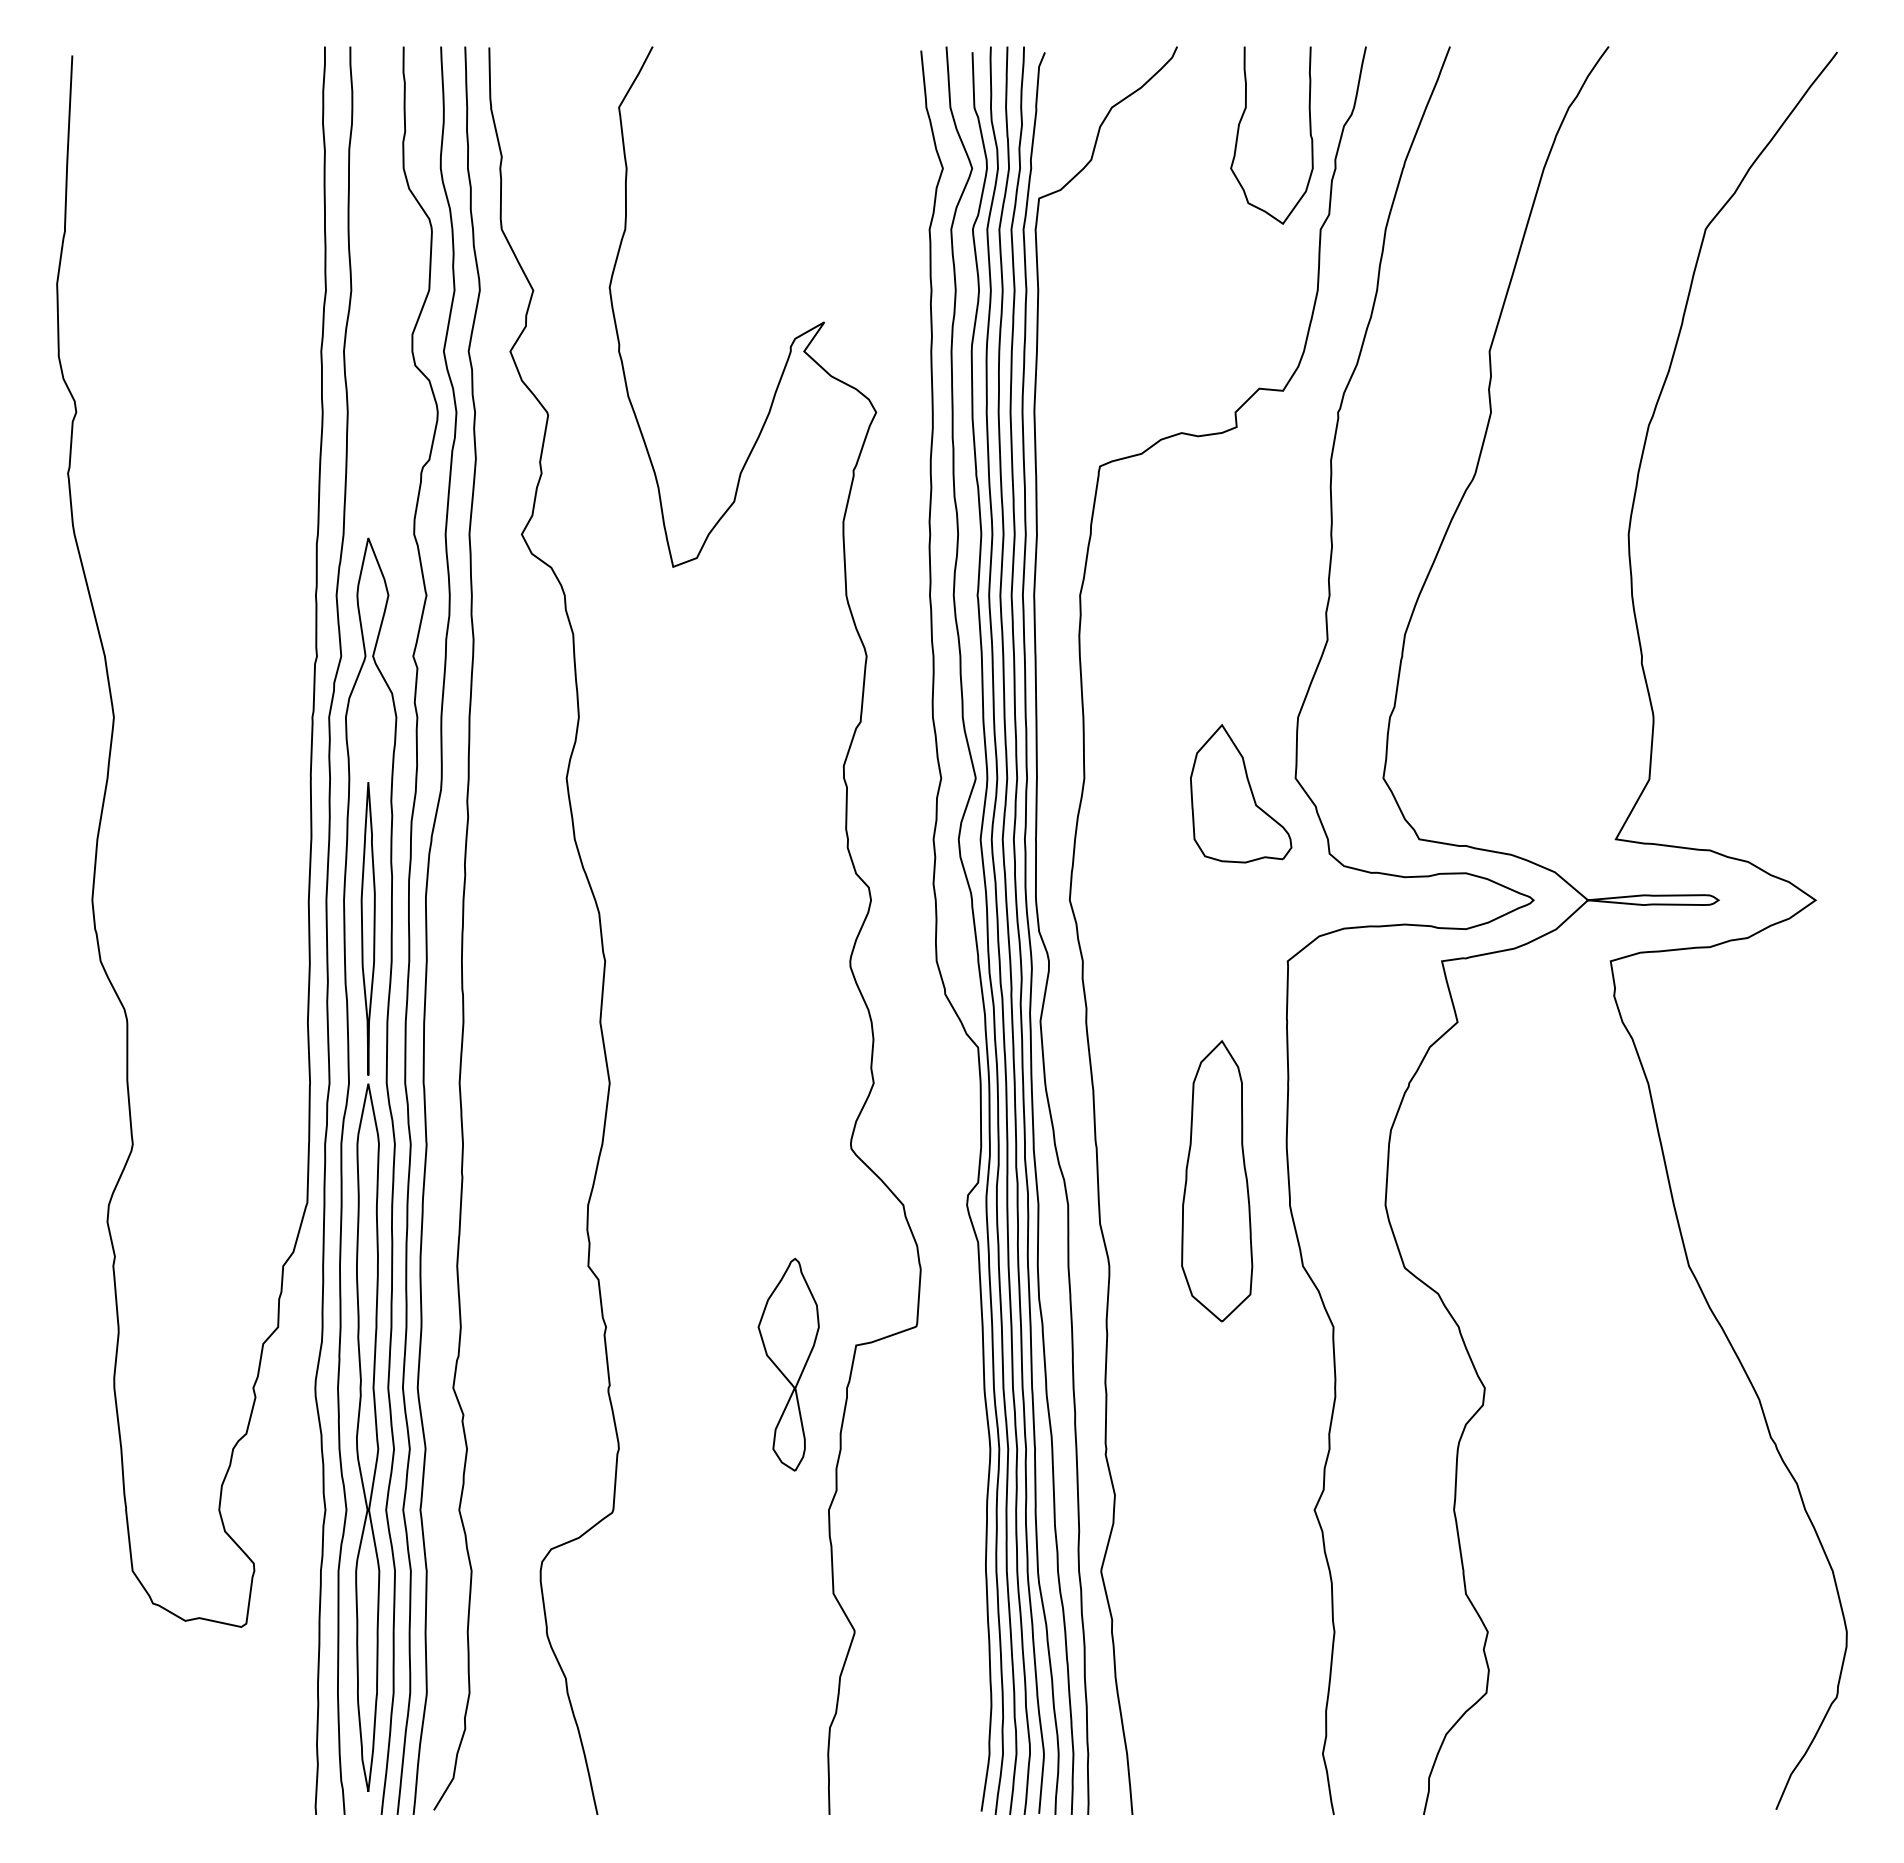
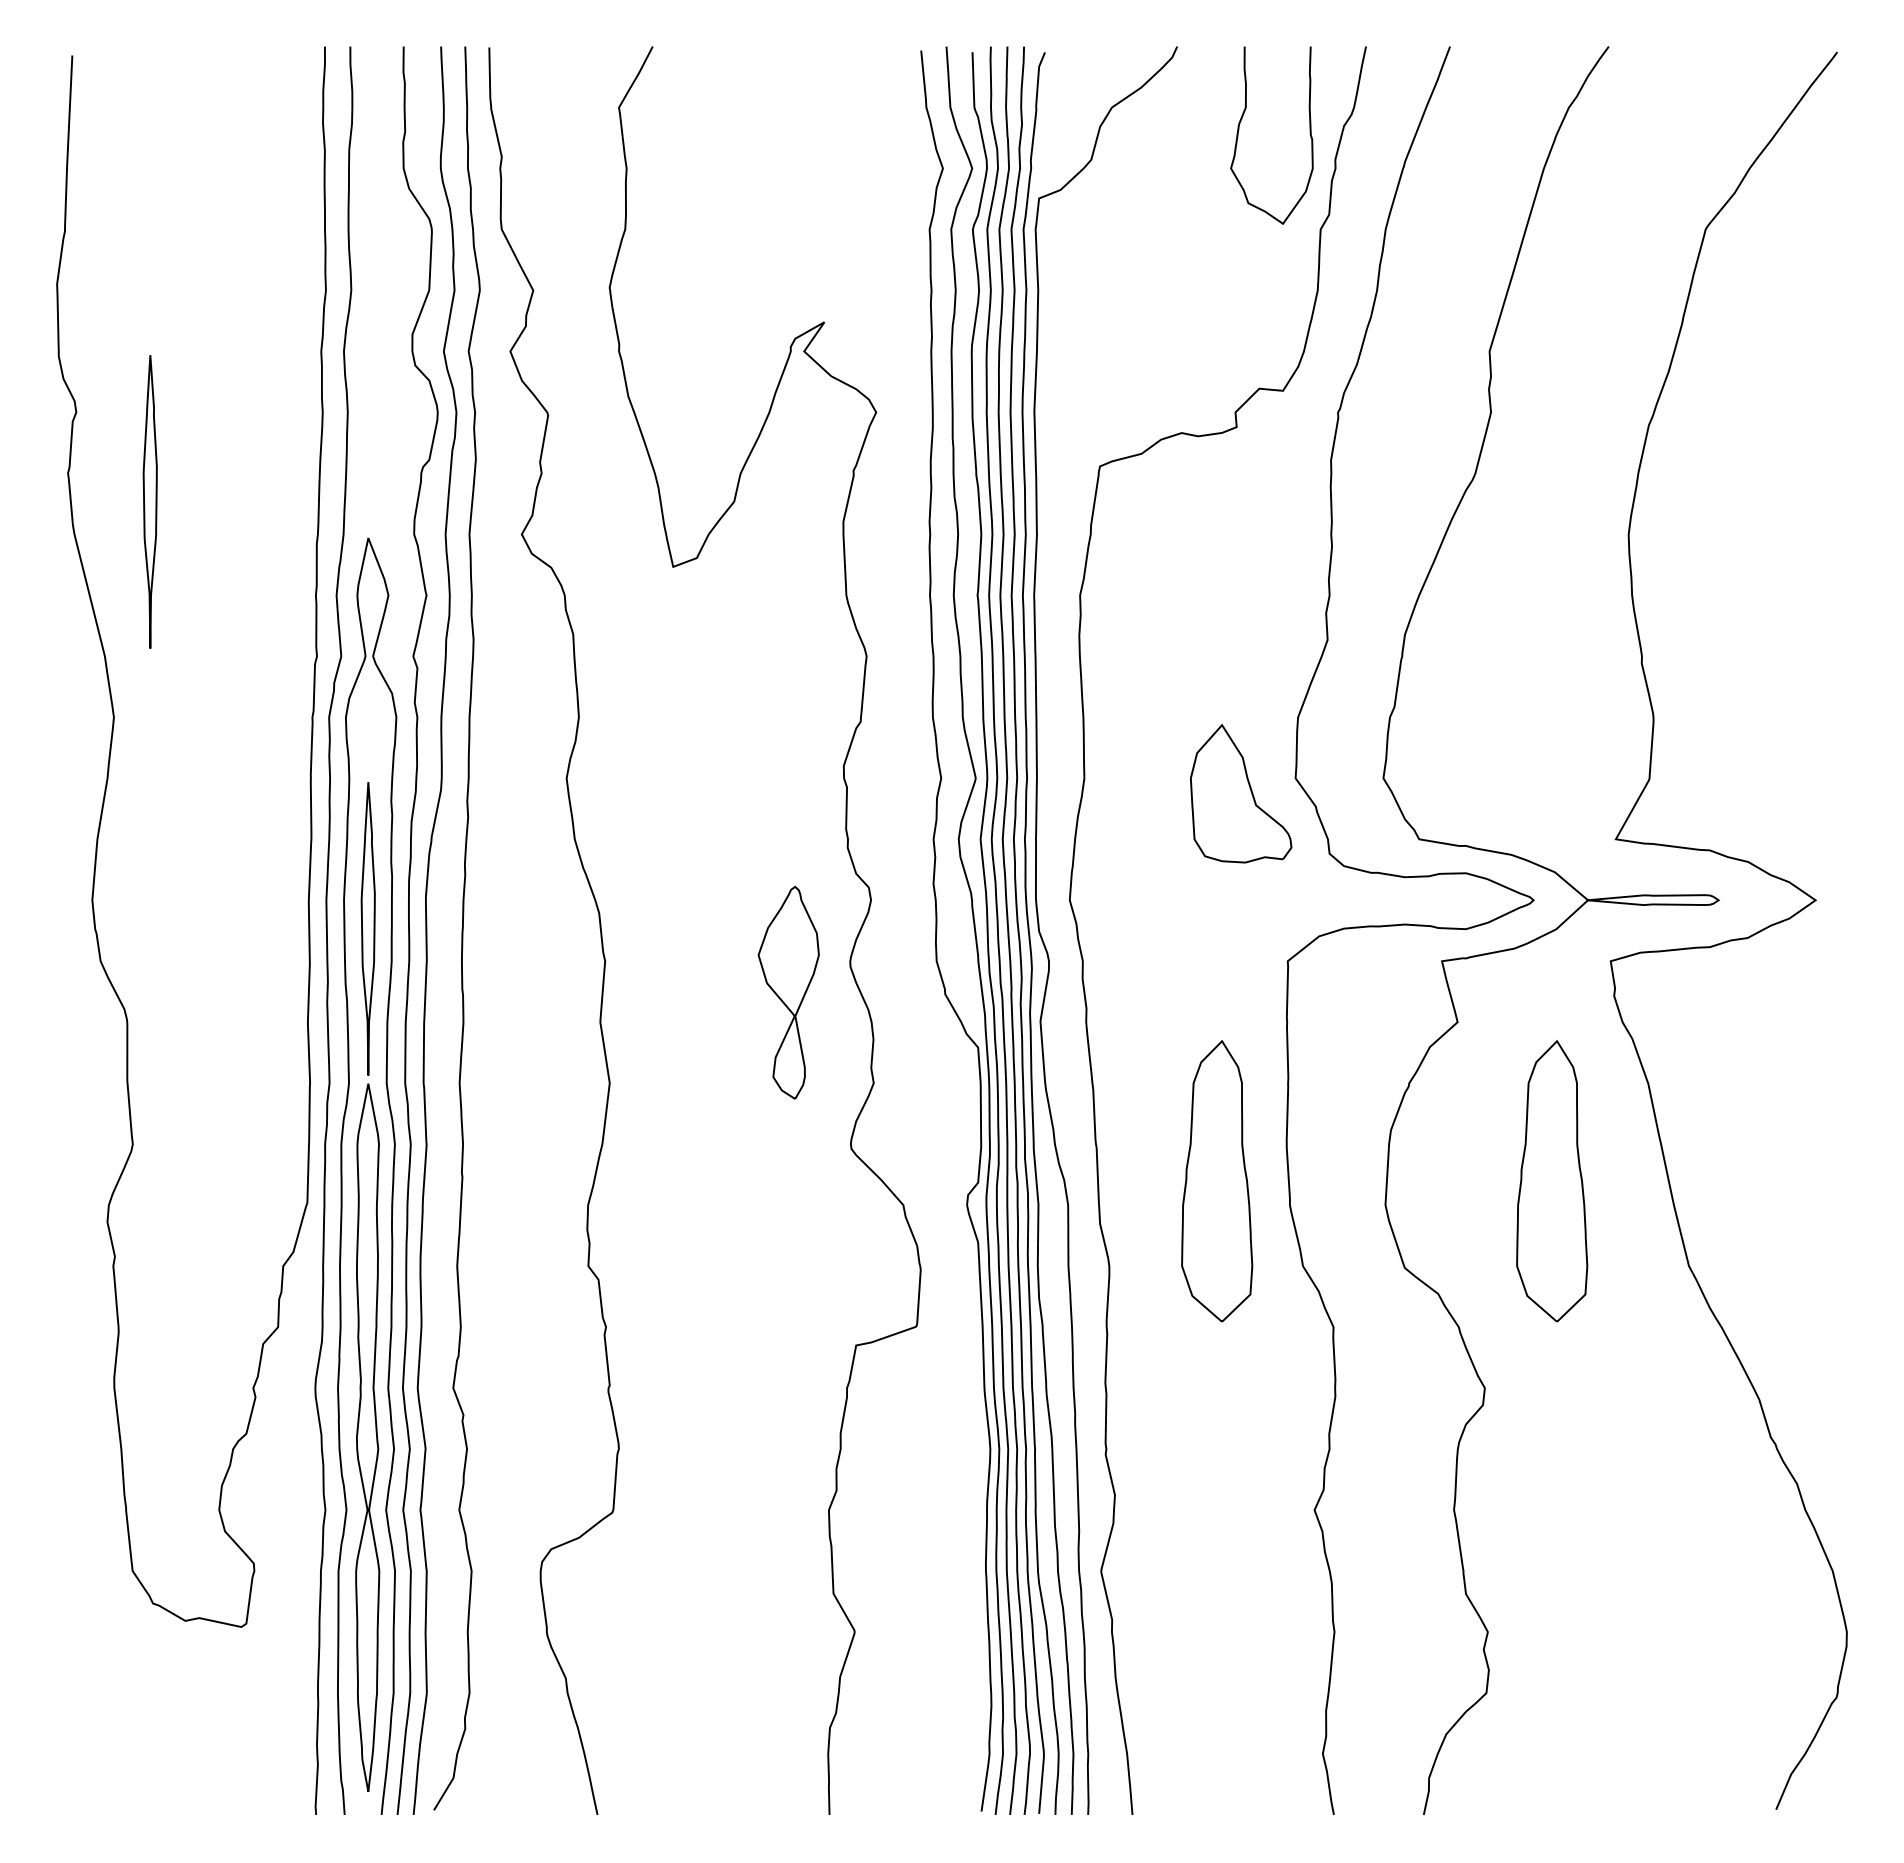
part: none -> present (149, 501)
part: none -> present (1552, 1181)
part position: (788, 1364) -> (788, 992) (788, 992)
